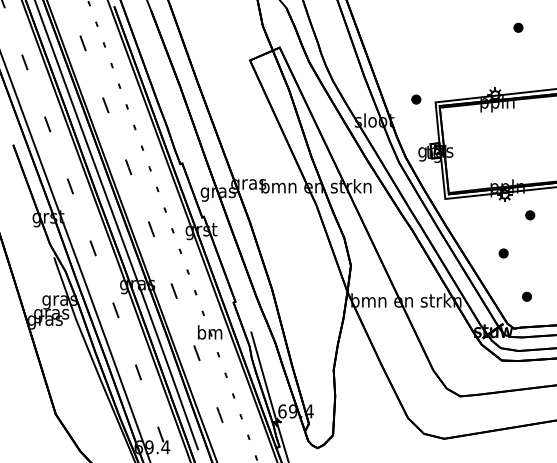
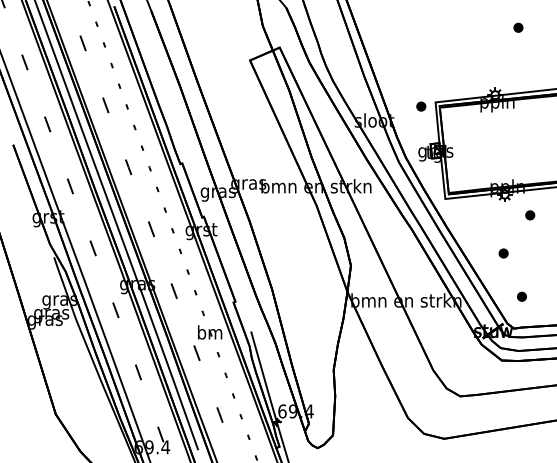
part position: (416, 99) -> (421, 106) (421, 106)
part position: (526, 296) -> (521, 296) (521, 296)
